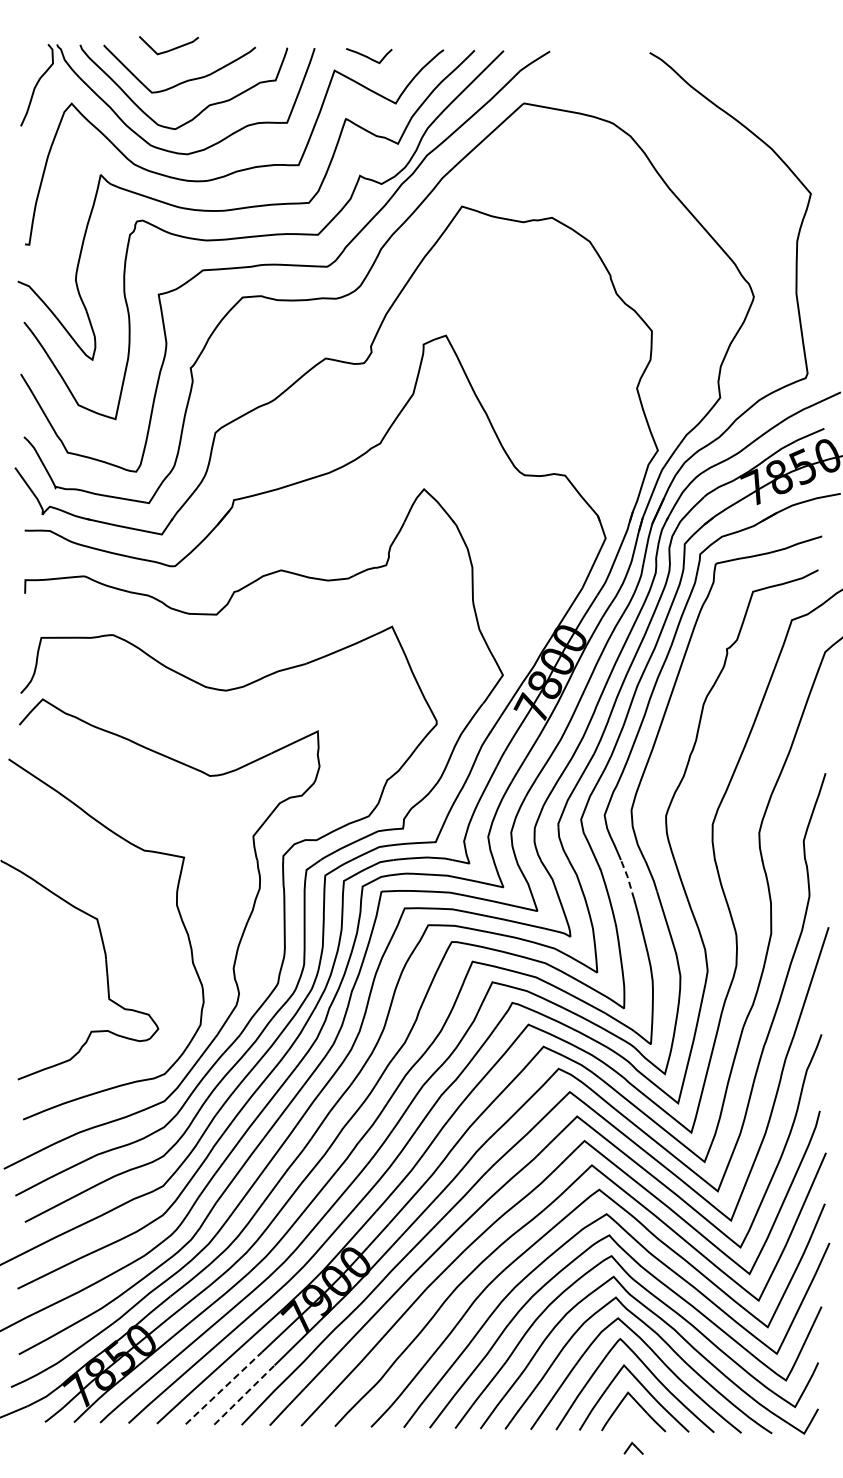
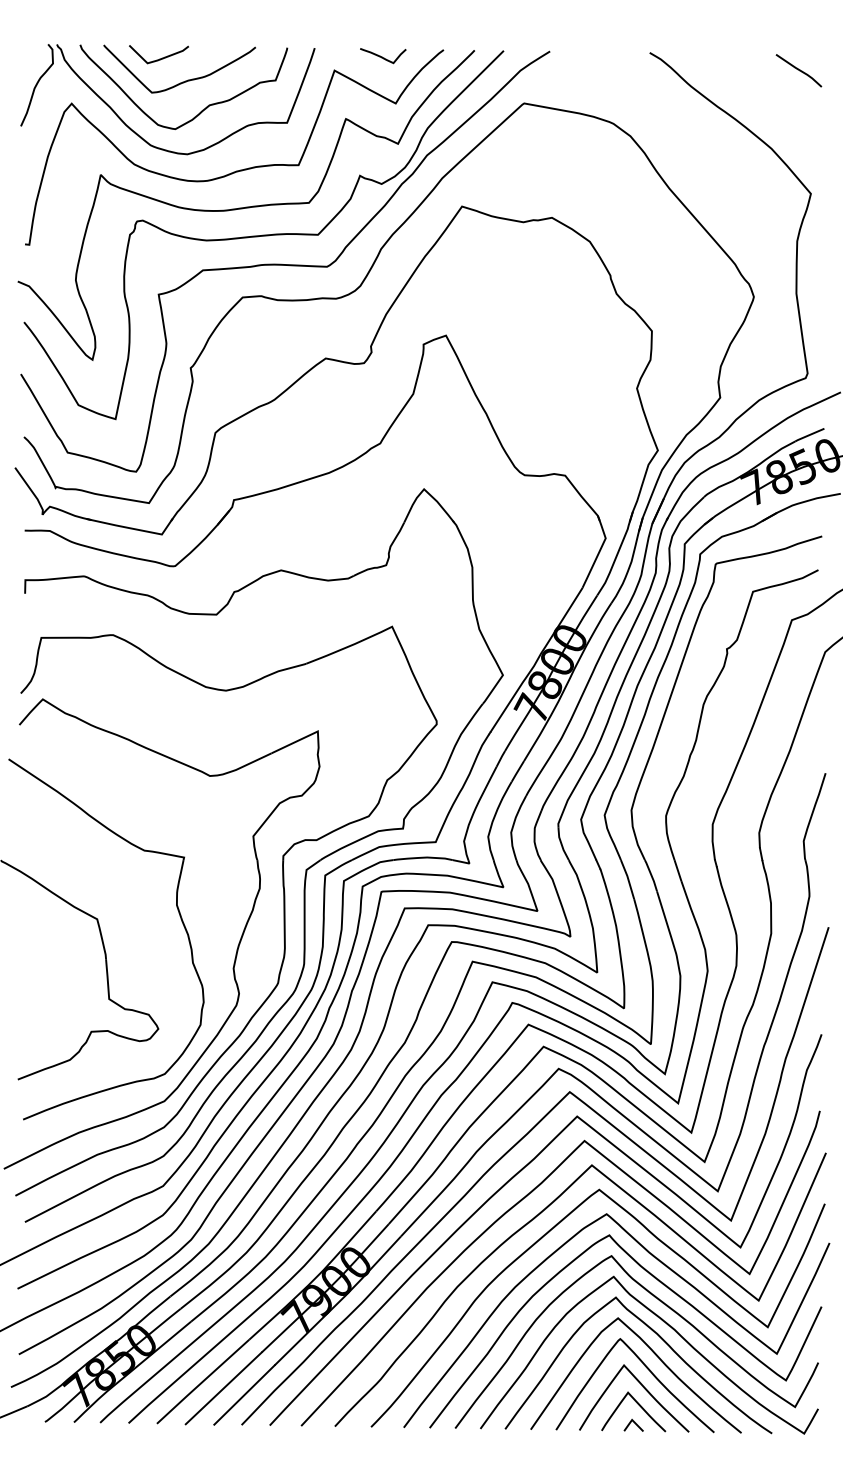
curve position: (169, 49) -> (159, 58) (159, 58)
curve position: (368, 56) -> (382, 56) (382, 56)
line: none -> present (798, 70)
line: dashed -> solid (628, 878)
line: dashed -> solid (224, 1387)
line: dashed -> solid (244, 1394)
line position: (634, 1446) -> (634, 1423) (634, 1423)
